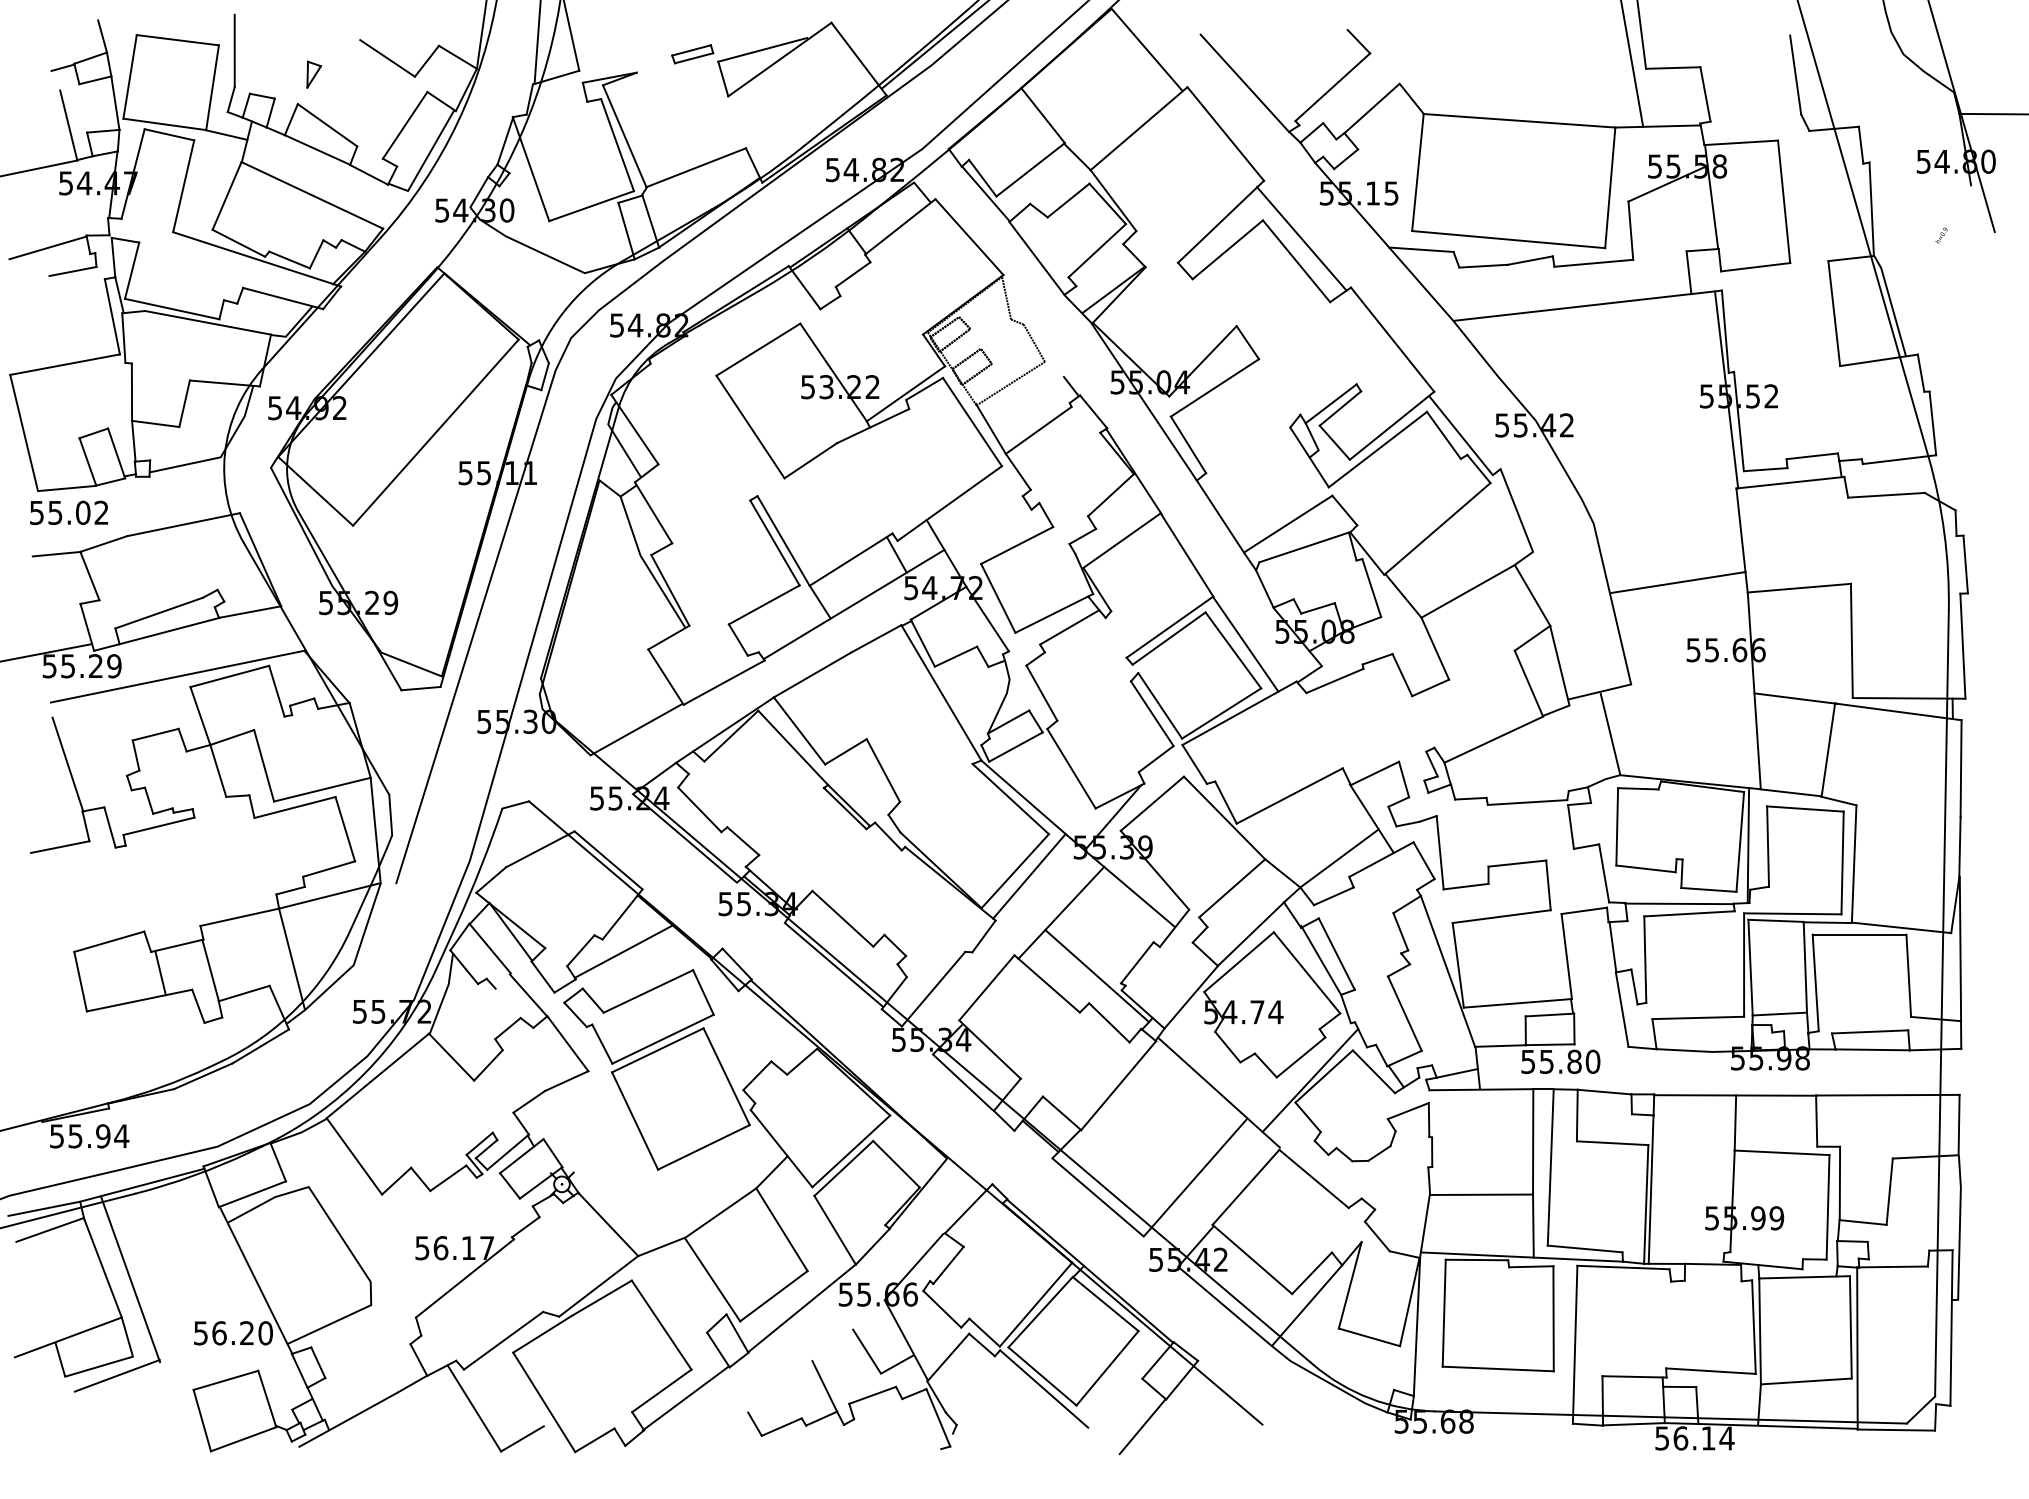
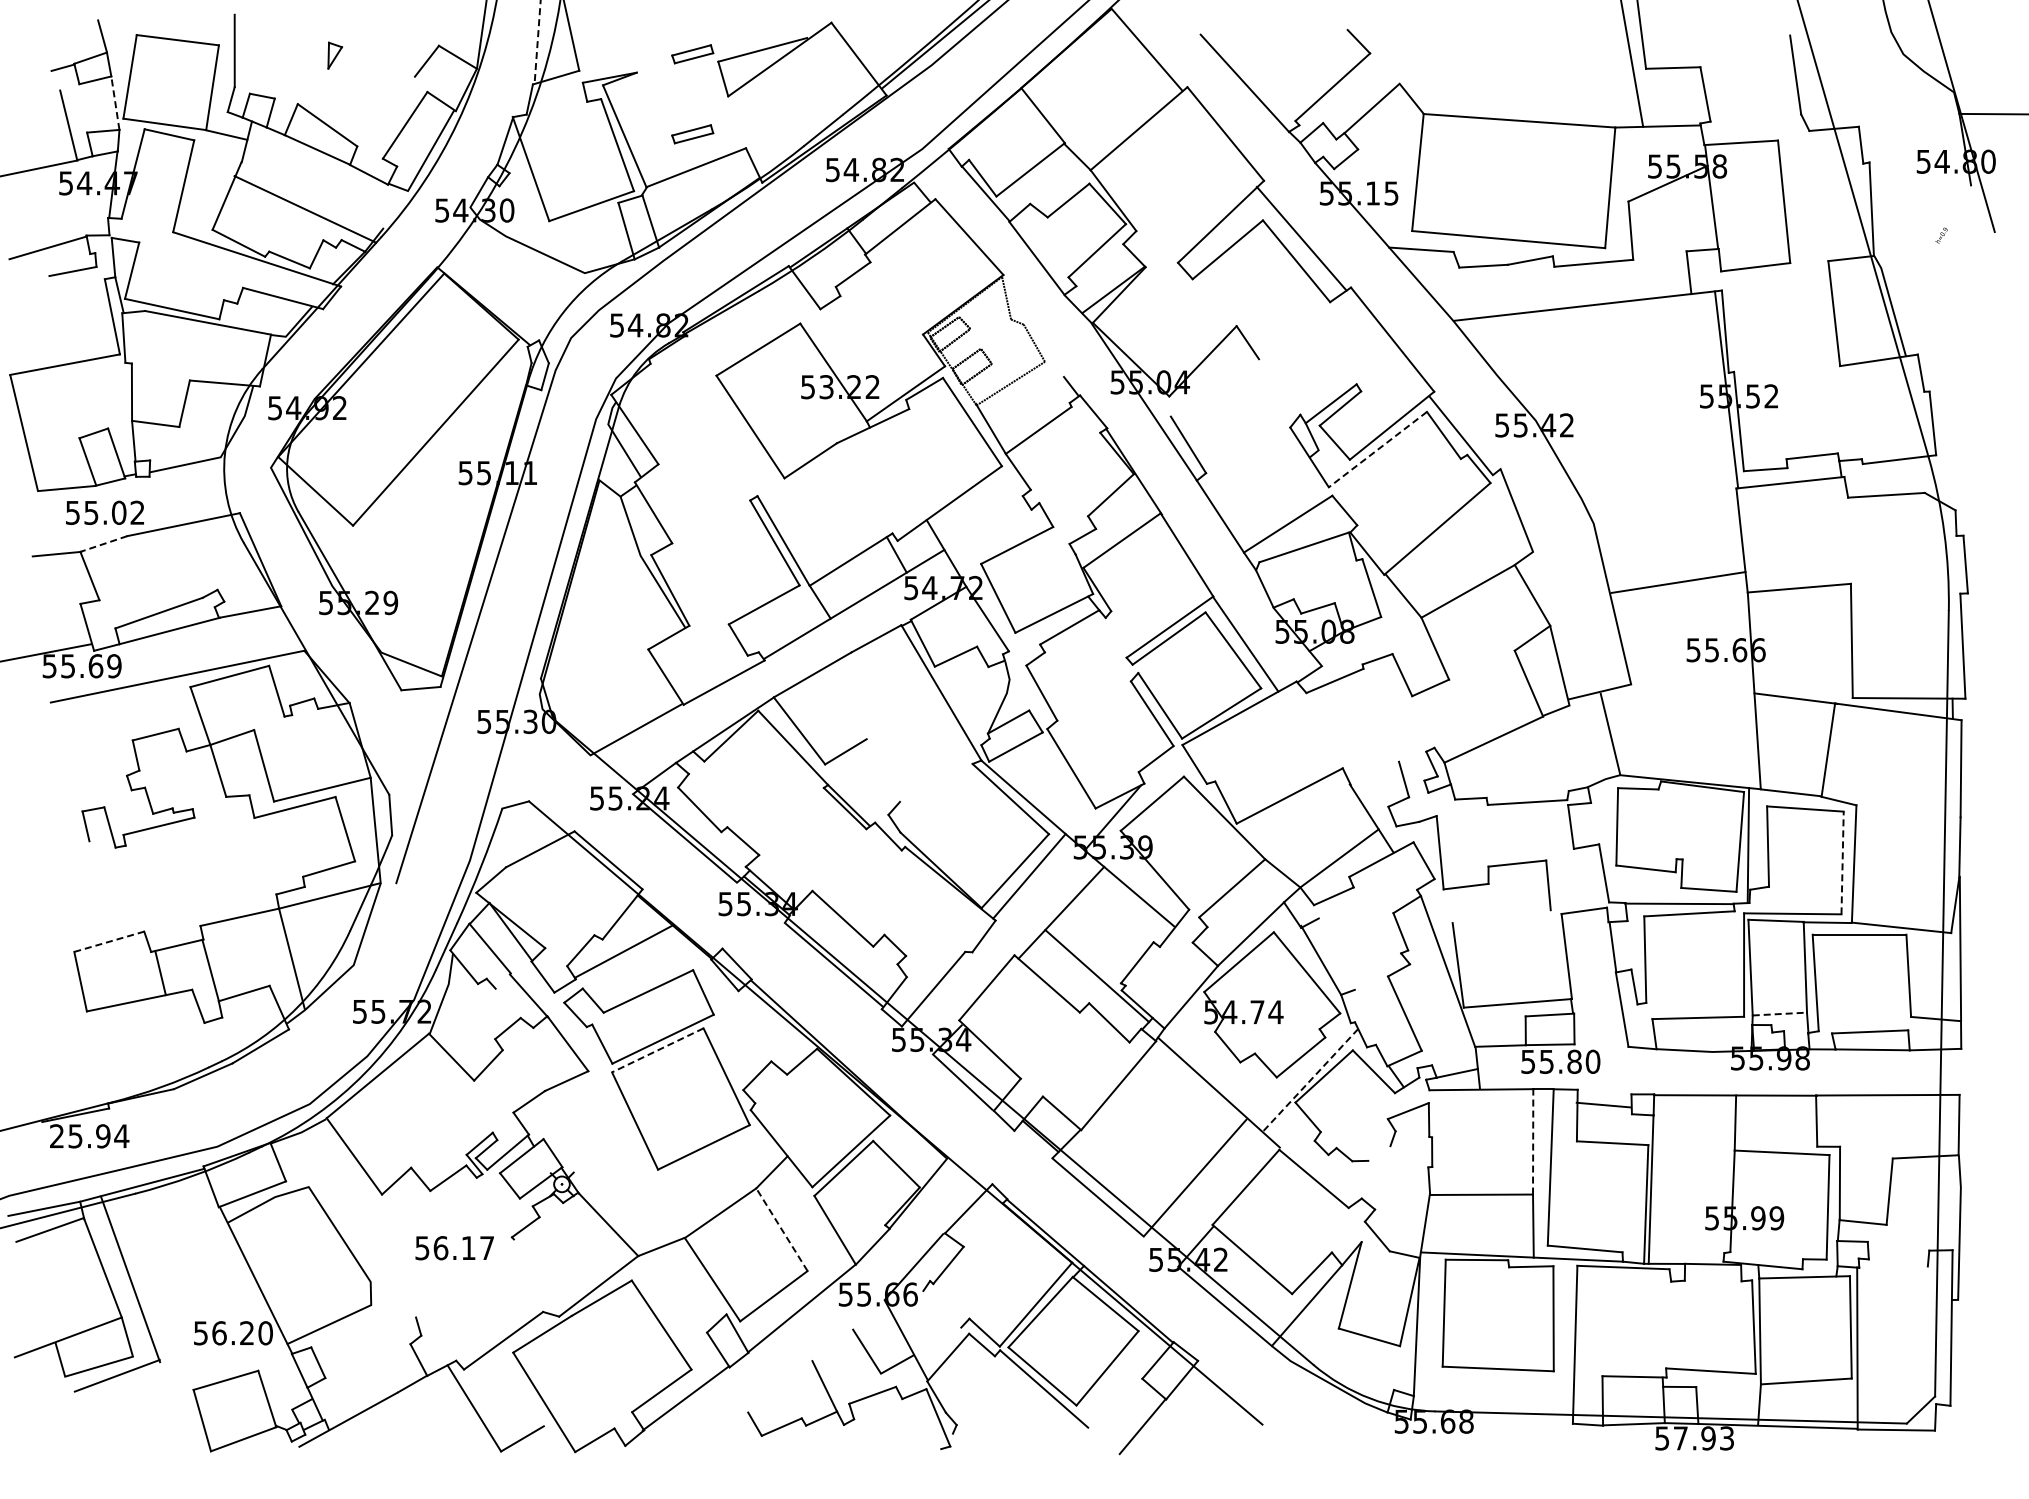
line: solid -> dashed (537, 41)
line: present -> none (387, 58)
part position: (314, 74) -> (335, 55) (335, 55)
line: solid -> dashed (115, 103)
part: none -> present (692, 134)
line position: (312, 195) -> (305, 209) (305, 209)
line: present -> none (1214, 387)
line: solid -> dashed (1377, 449)
text position: (68, 512) -> (104, 512) (104, 512)
line: solid -> dashed (103, 544)
text: 55.29 -> 55.69 (95, 666)
line: present -> none (67, 764)
line: present -> none (883, 770)
line: present -> none (1374, 773)
line: present -> none (60, 846)
line: solid -> dashed (1842, 862)
line: present -> none (1501, 916)
line: solid -> dashed (109, 941)
line: present -> none (1336, 953)
line: solid -> dashed (1780, 1014)
line: solid -> dashed (657, 1050)
line: solid -> dashed (1310, 1080)
line position: (1604, 1091) -> (1603, 1104) (1603, 1104)
text: 55.94 -> 25.94 (56, 1136)
line: solid -> dashed (1533, 1141)
line: present -> none (1379, 1153)
line: solid -> dashed (781, 1229)
line: present -> none (1892, 1266)
line: present -> none (464, 1278)
line: present -> none (942, 1308)
text: 56.14 -> 57.93 (1703, 1438)
